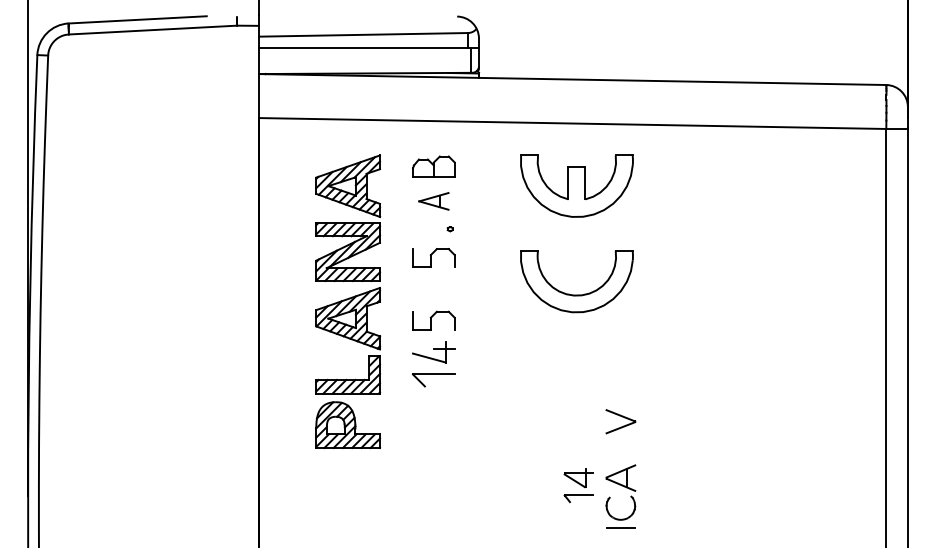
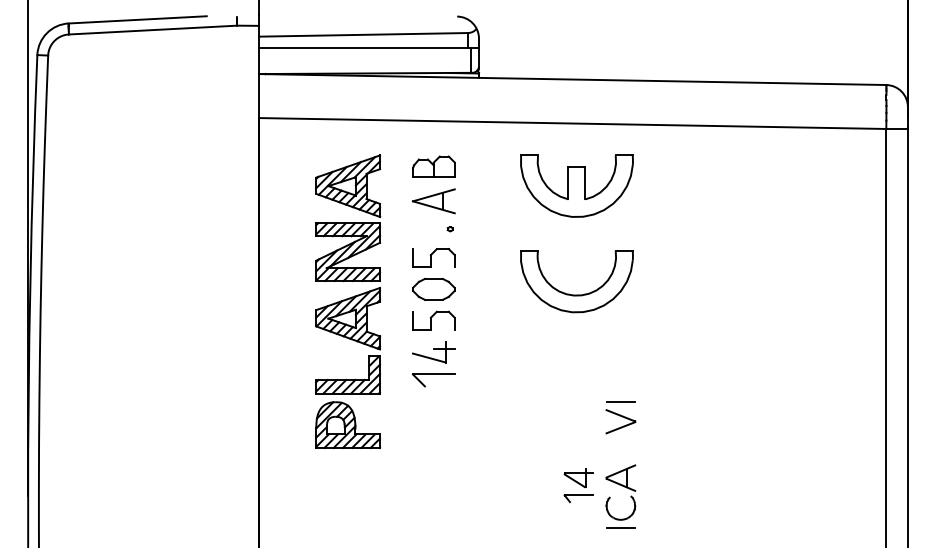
part size: 32x19 px -> 44x27 px (433, 201)
part: none -> present (433, 288)
line: none -> present (620, 402)
